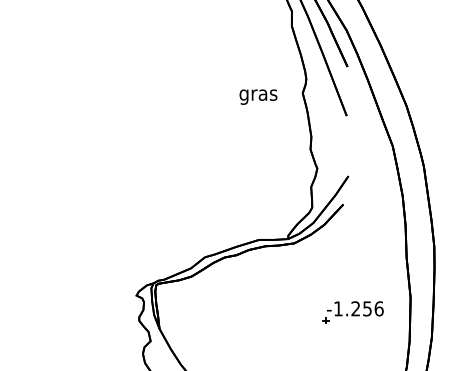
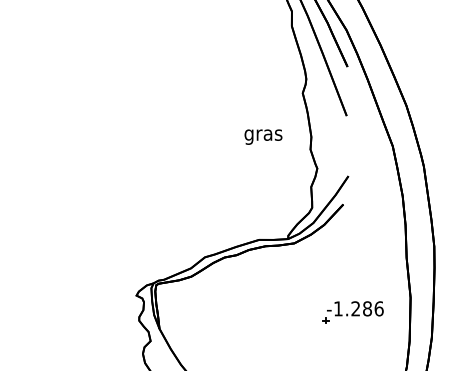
text position: (258, 96) -> (263, 136) (263, 136)
text: -1.256 -> -1.286 (367, 308)
